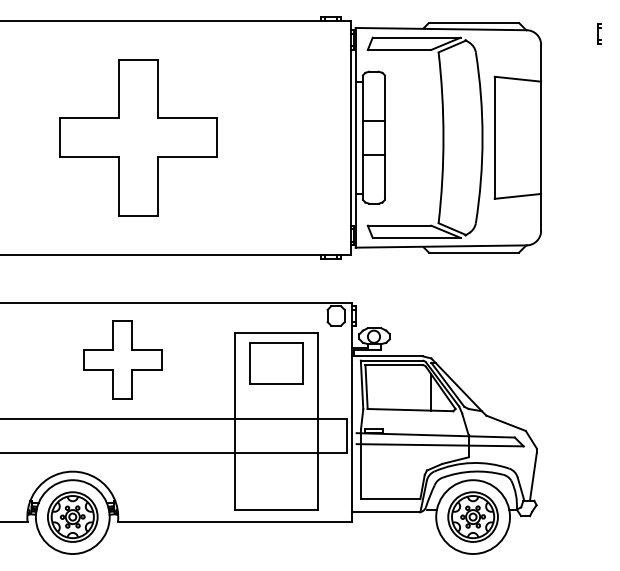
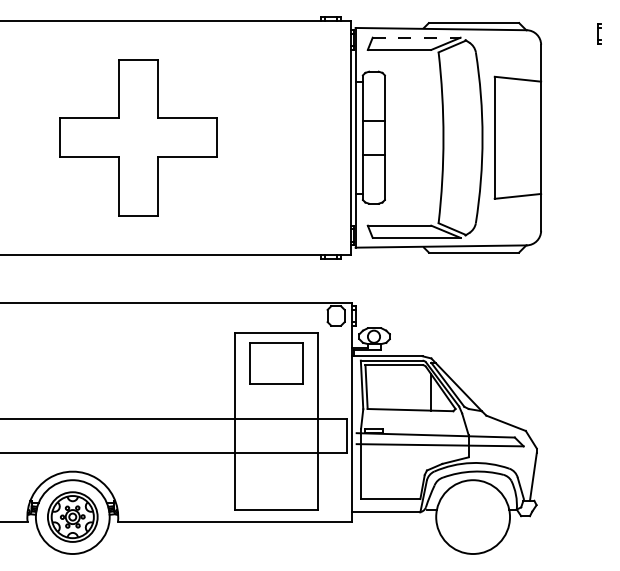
line: solid -> dashed (416, 37)
part: present -> none (122, 359)
part: present -> none (472, 516)
